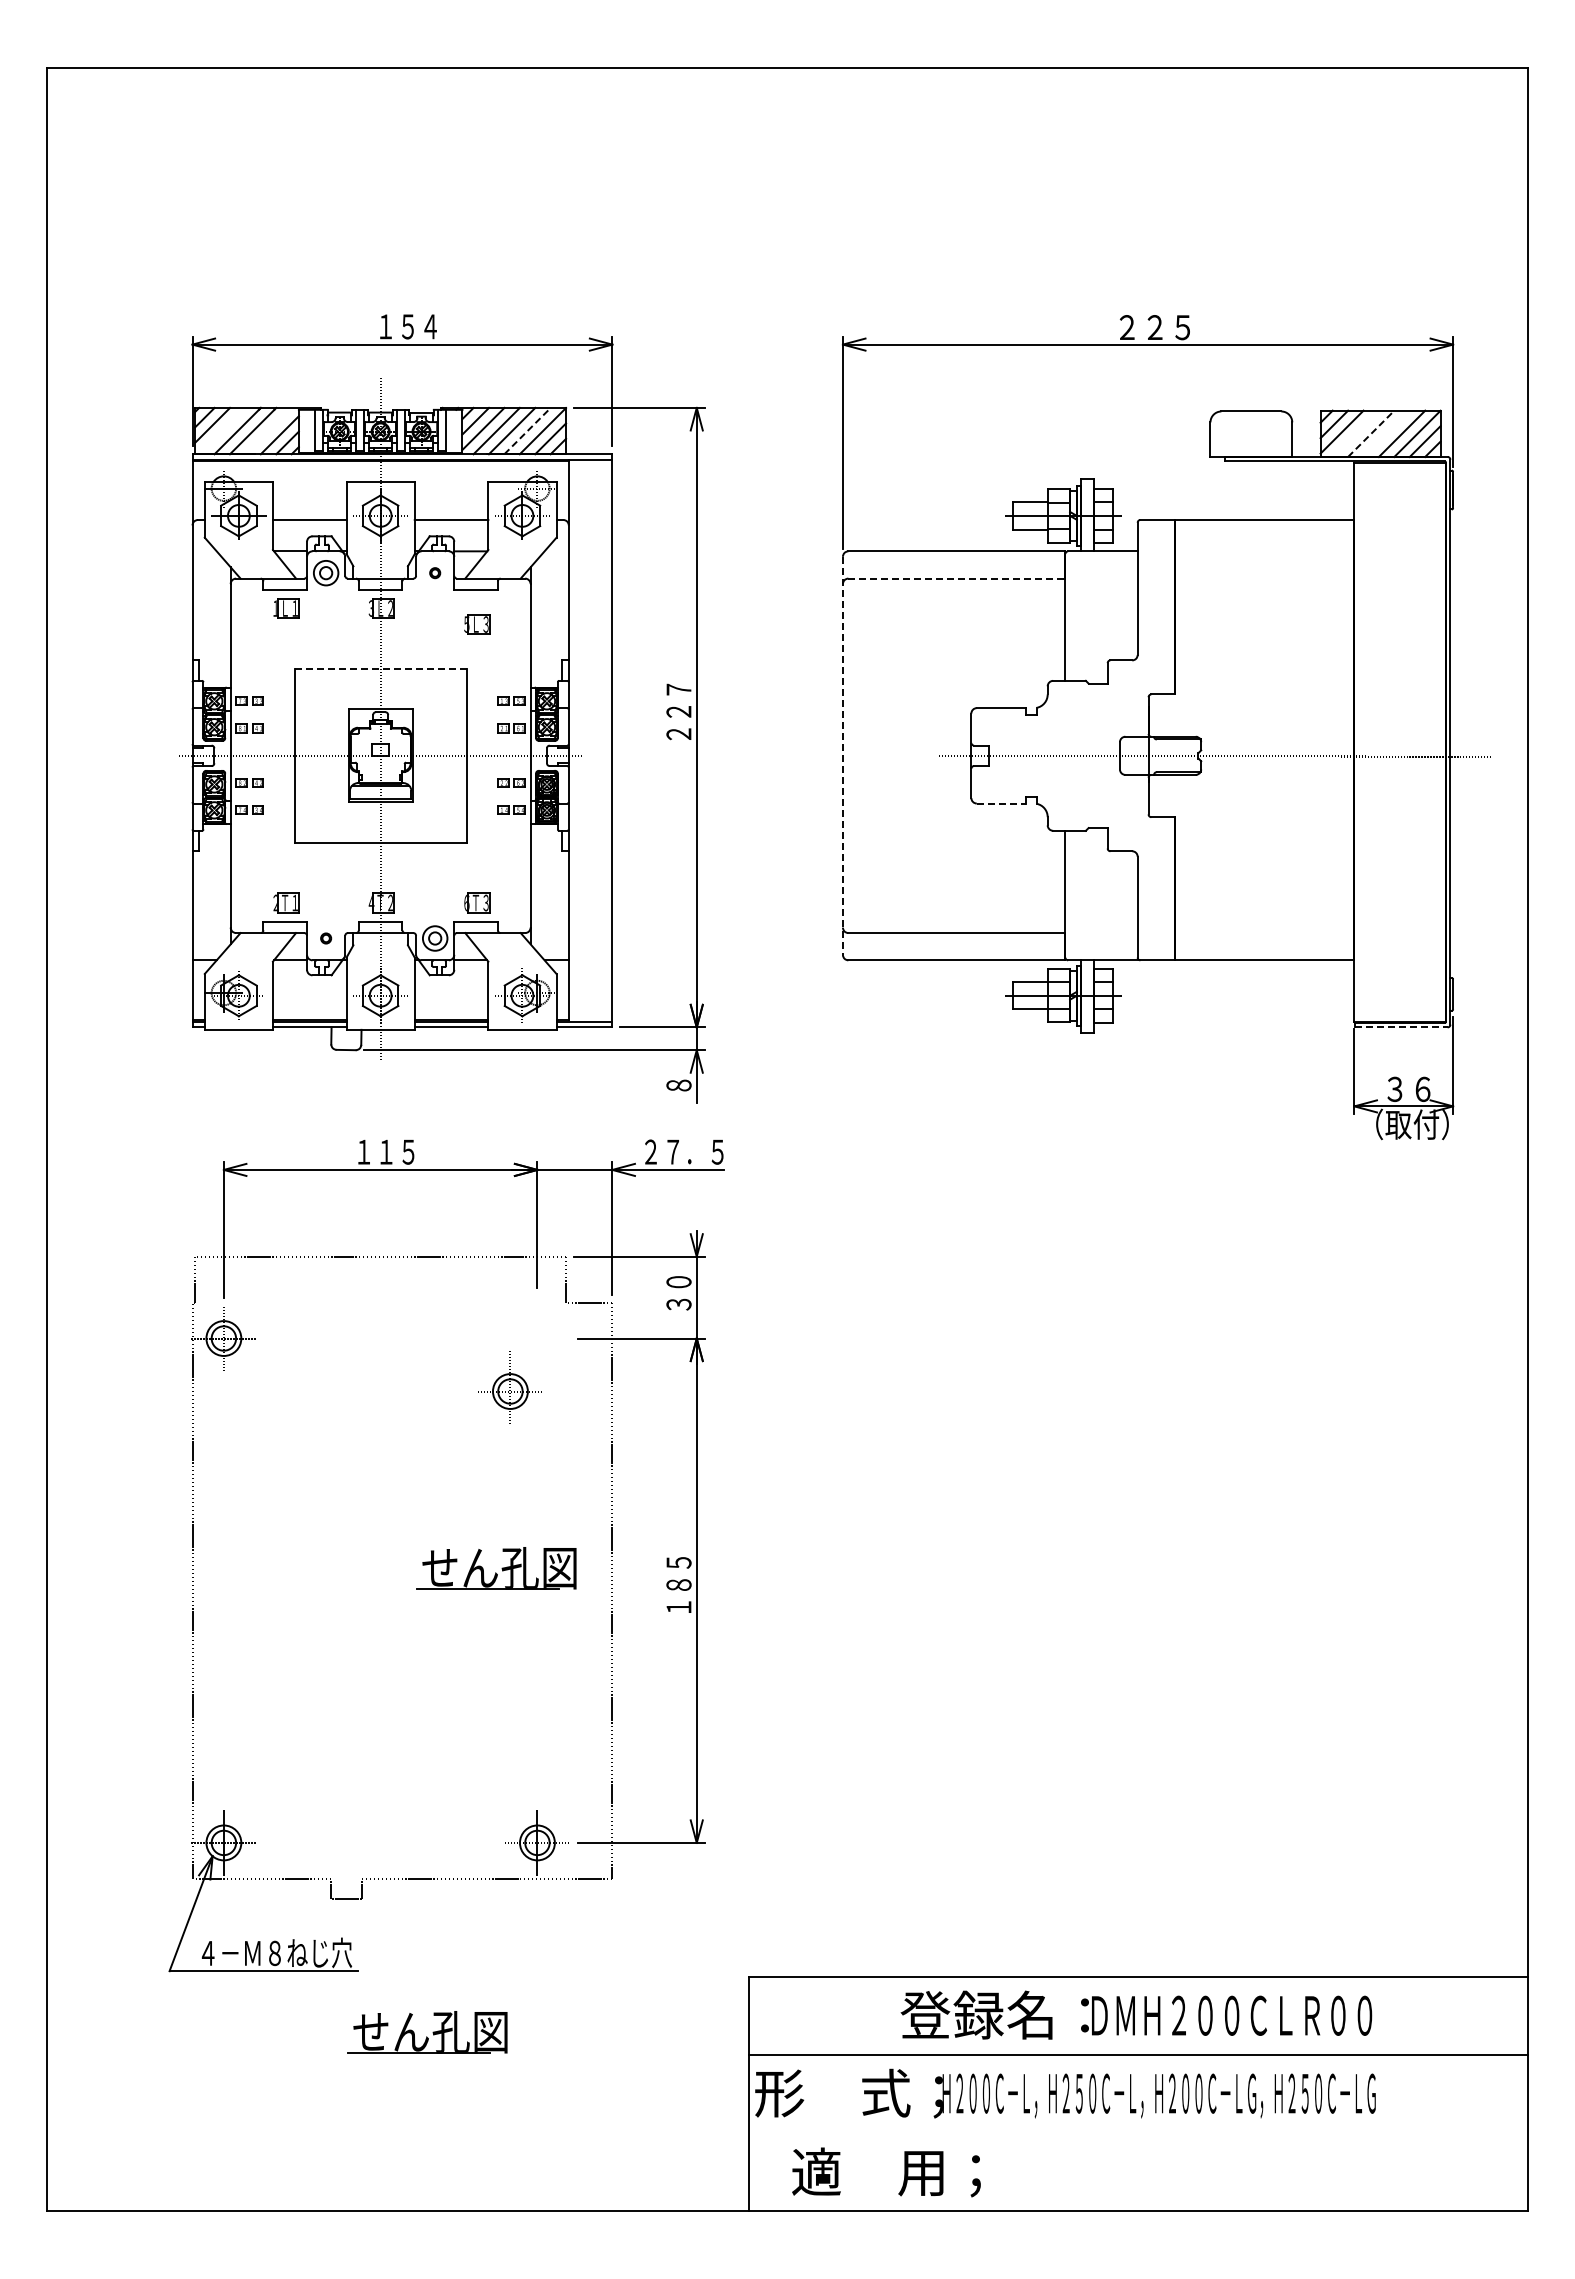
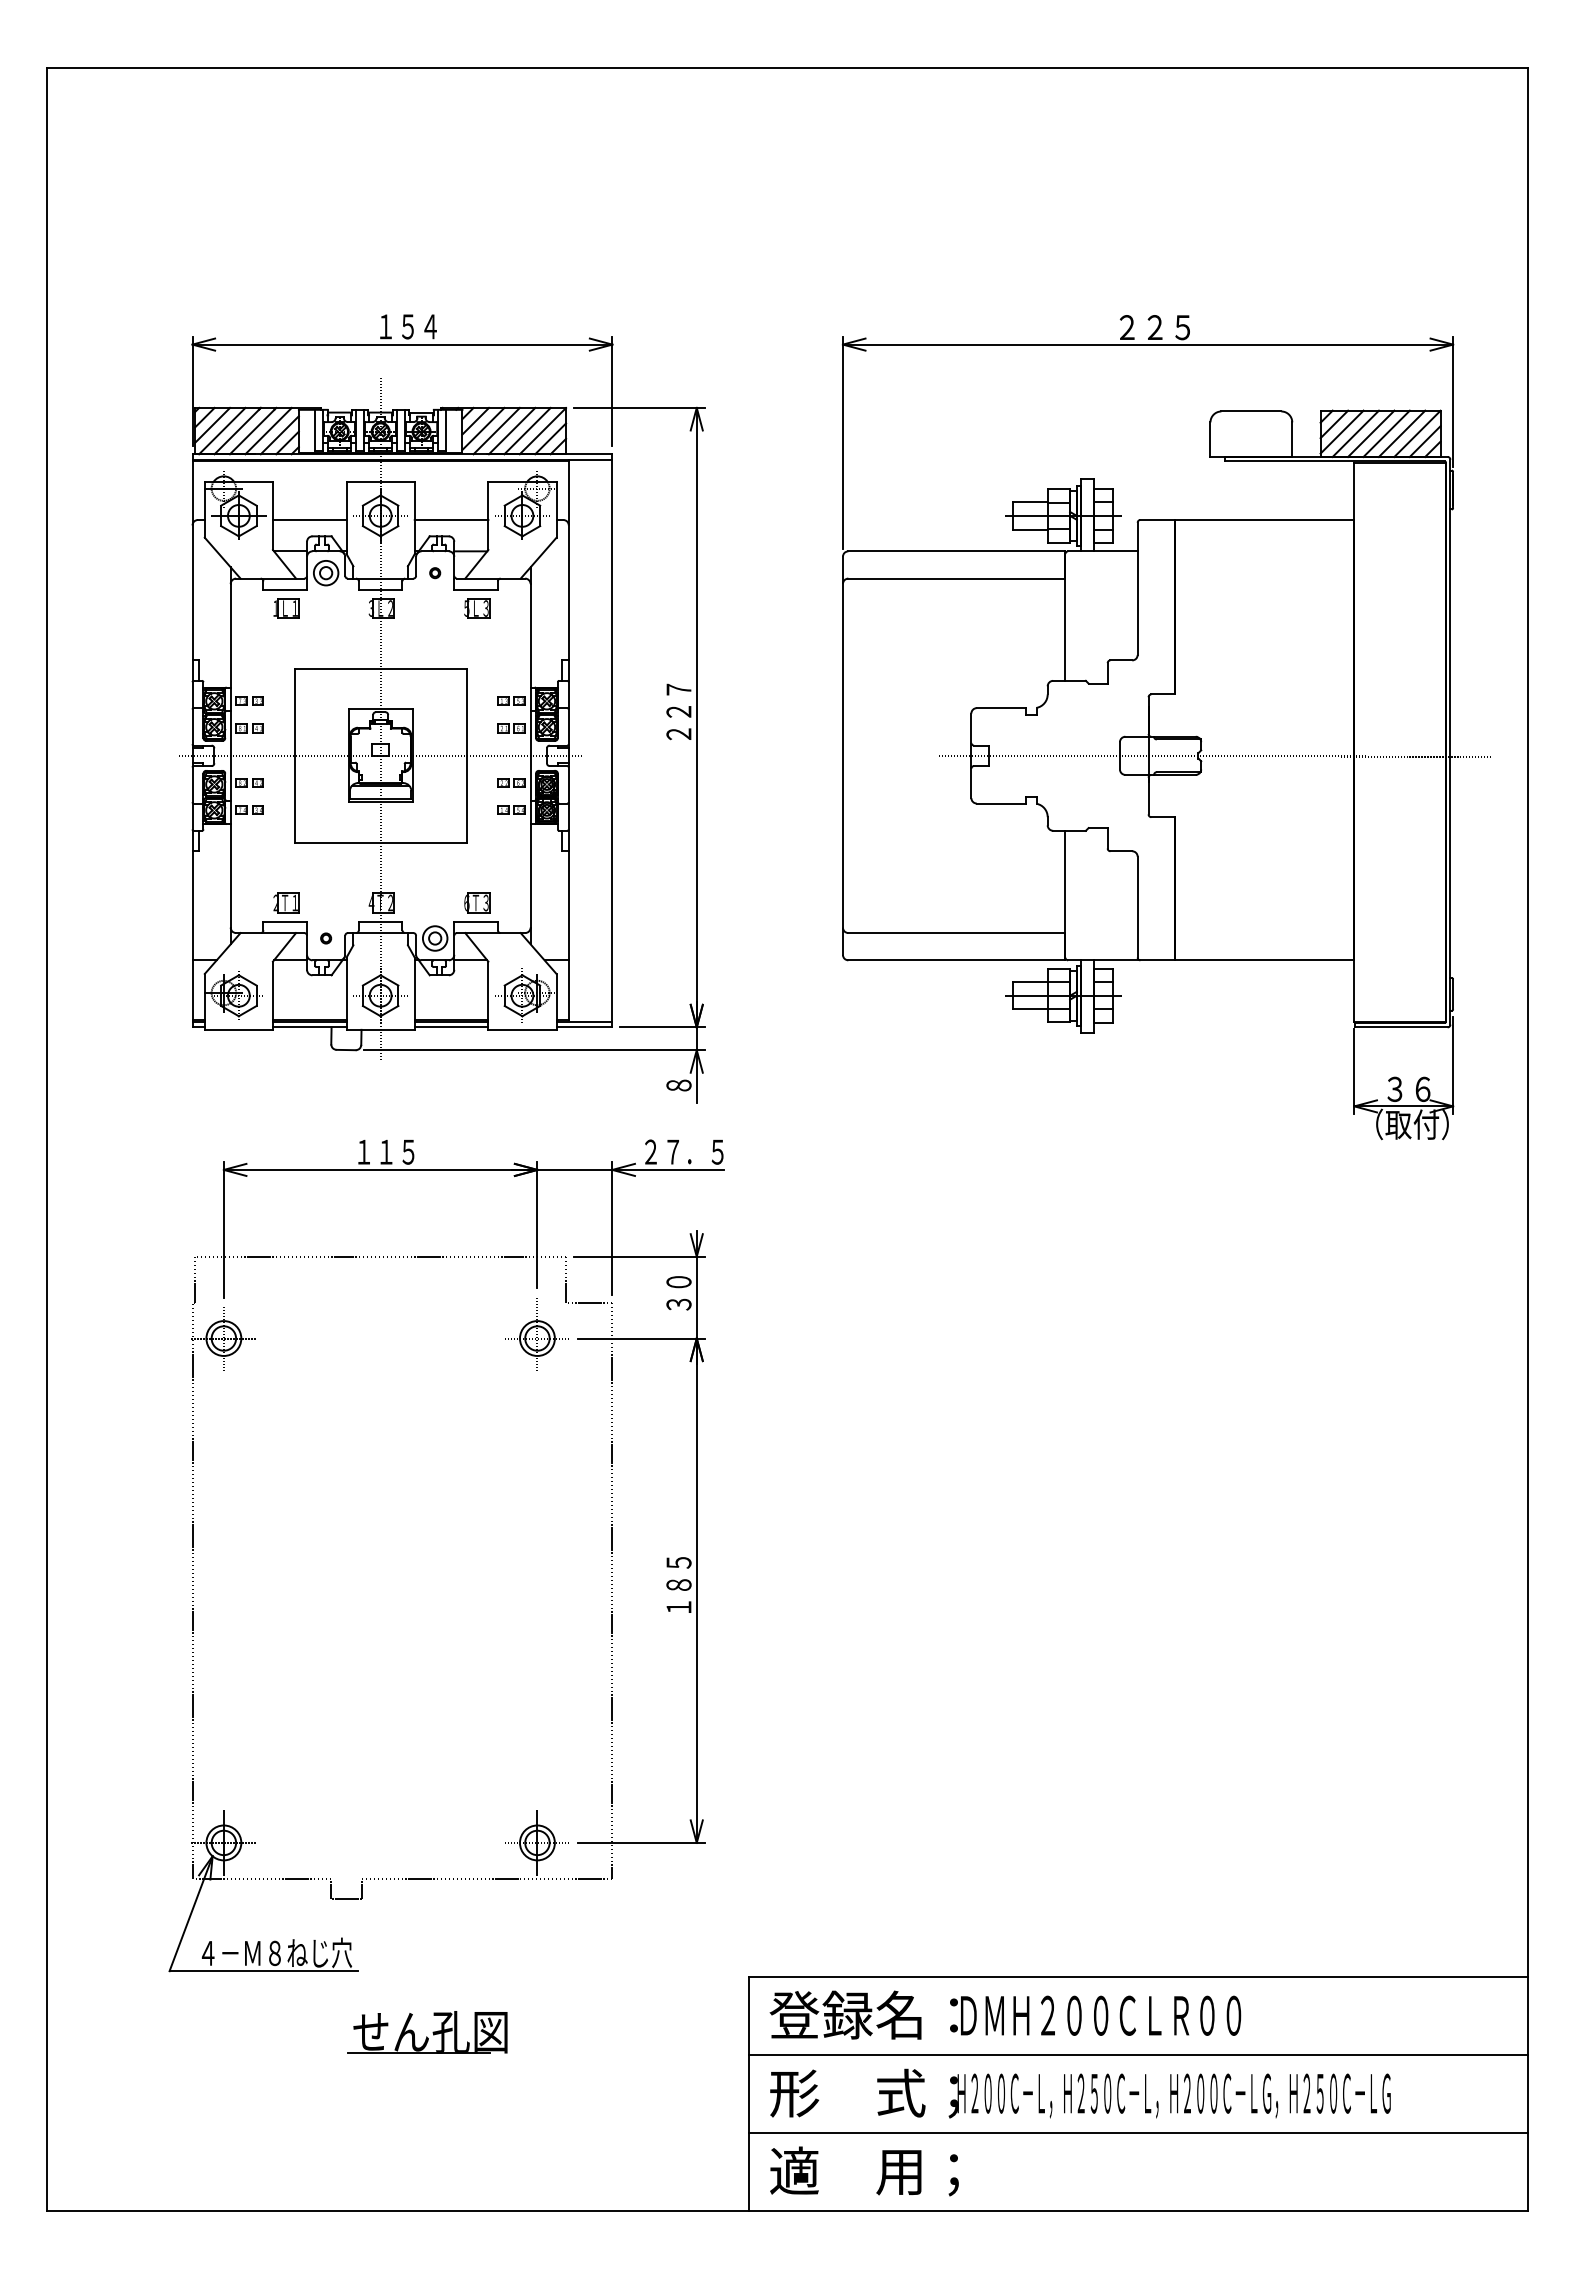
line: none -> present (222, 430)
line: none -> present (268, 430)
line: dashed -> solid (527, 431)
line: none -> present (1355, 433)
line: dashed -> solid (1371, 433)
line: none -> present (1386, 433)
line: dashed -> solid (956, 578)
part position: (477, 624) -> (477, 608) (477, 608)
line: dashed -> solid (380, 668)
line: dashed -> solid (842, 756)
line: dashed -> solid (1001, 803)
line: dashed -> solid (1401, 1027)
part position: (509, 1387) -> (536, 1334) (536, 1334)
part: present -> none (496, 1568)
text position: (1136, 2014) -> (1005, 2014) (1005, 2014)
text position: (1065, 2093) -> (1080, 2093) (1080, 2093)
line: none -> present (1137, 2132)
text position: (886, 2172) -> (864, 2171) (864, 2171)
